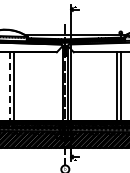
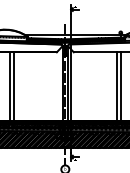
line: dashed -> solid (9, 87)
